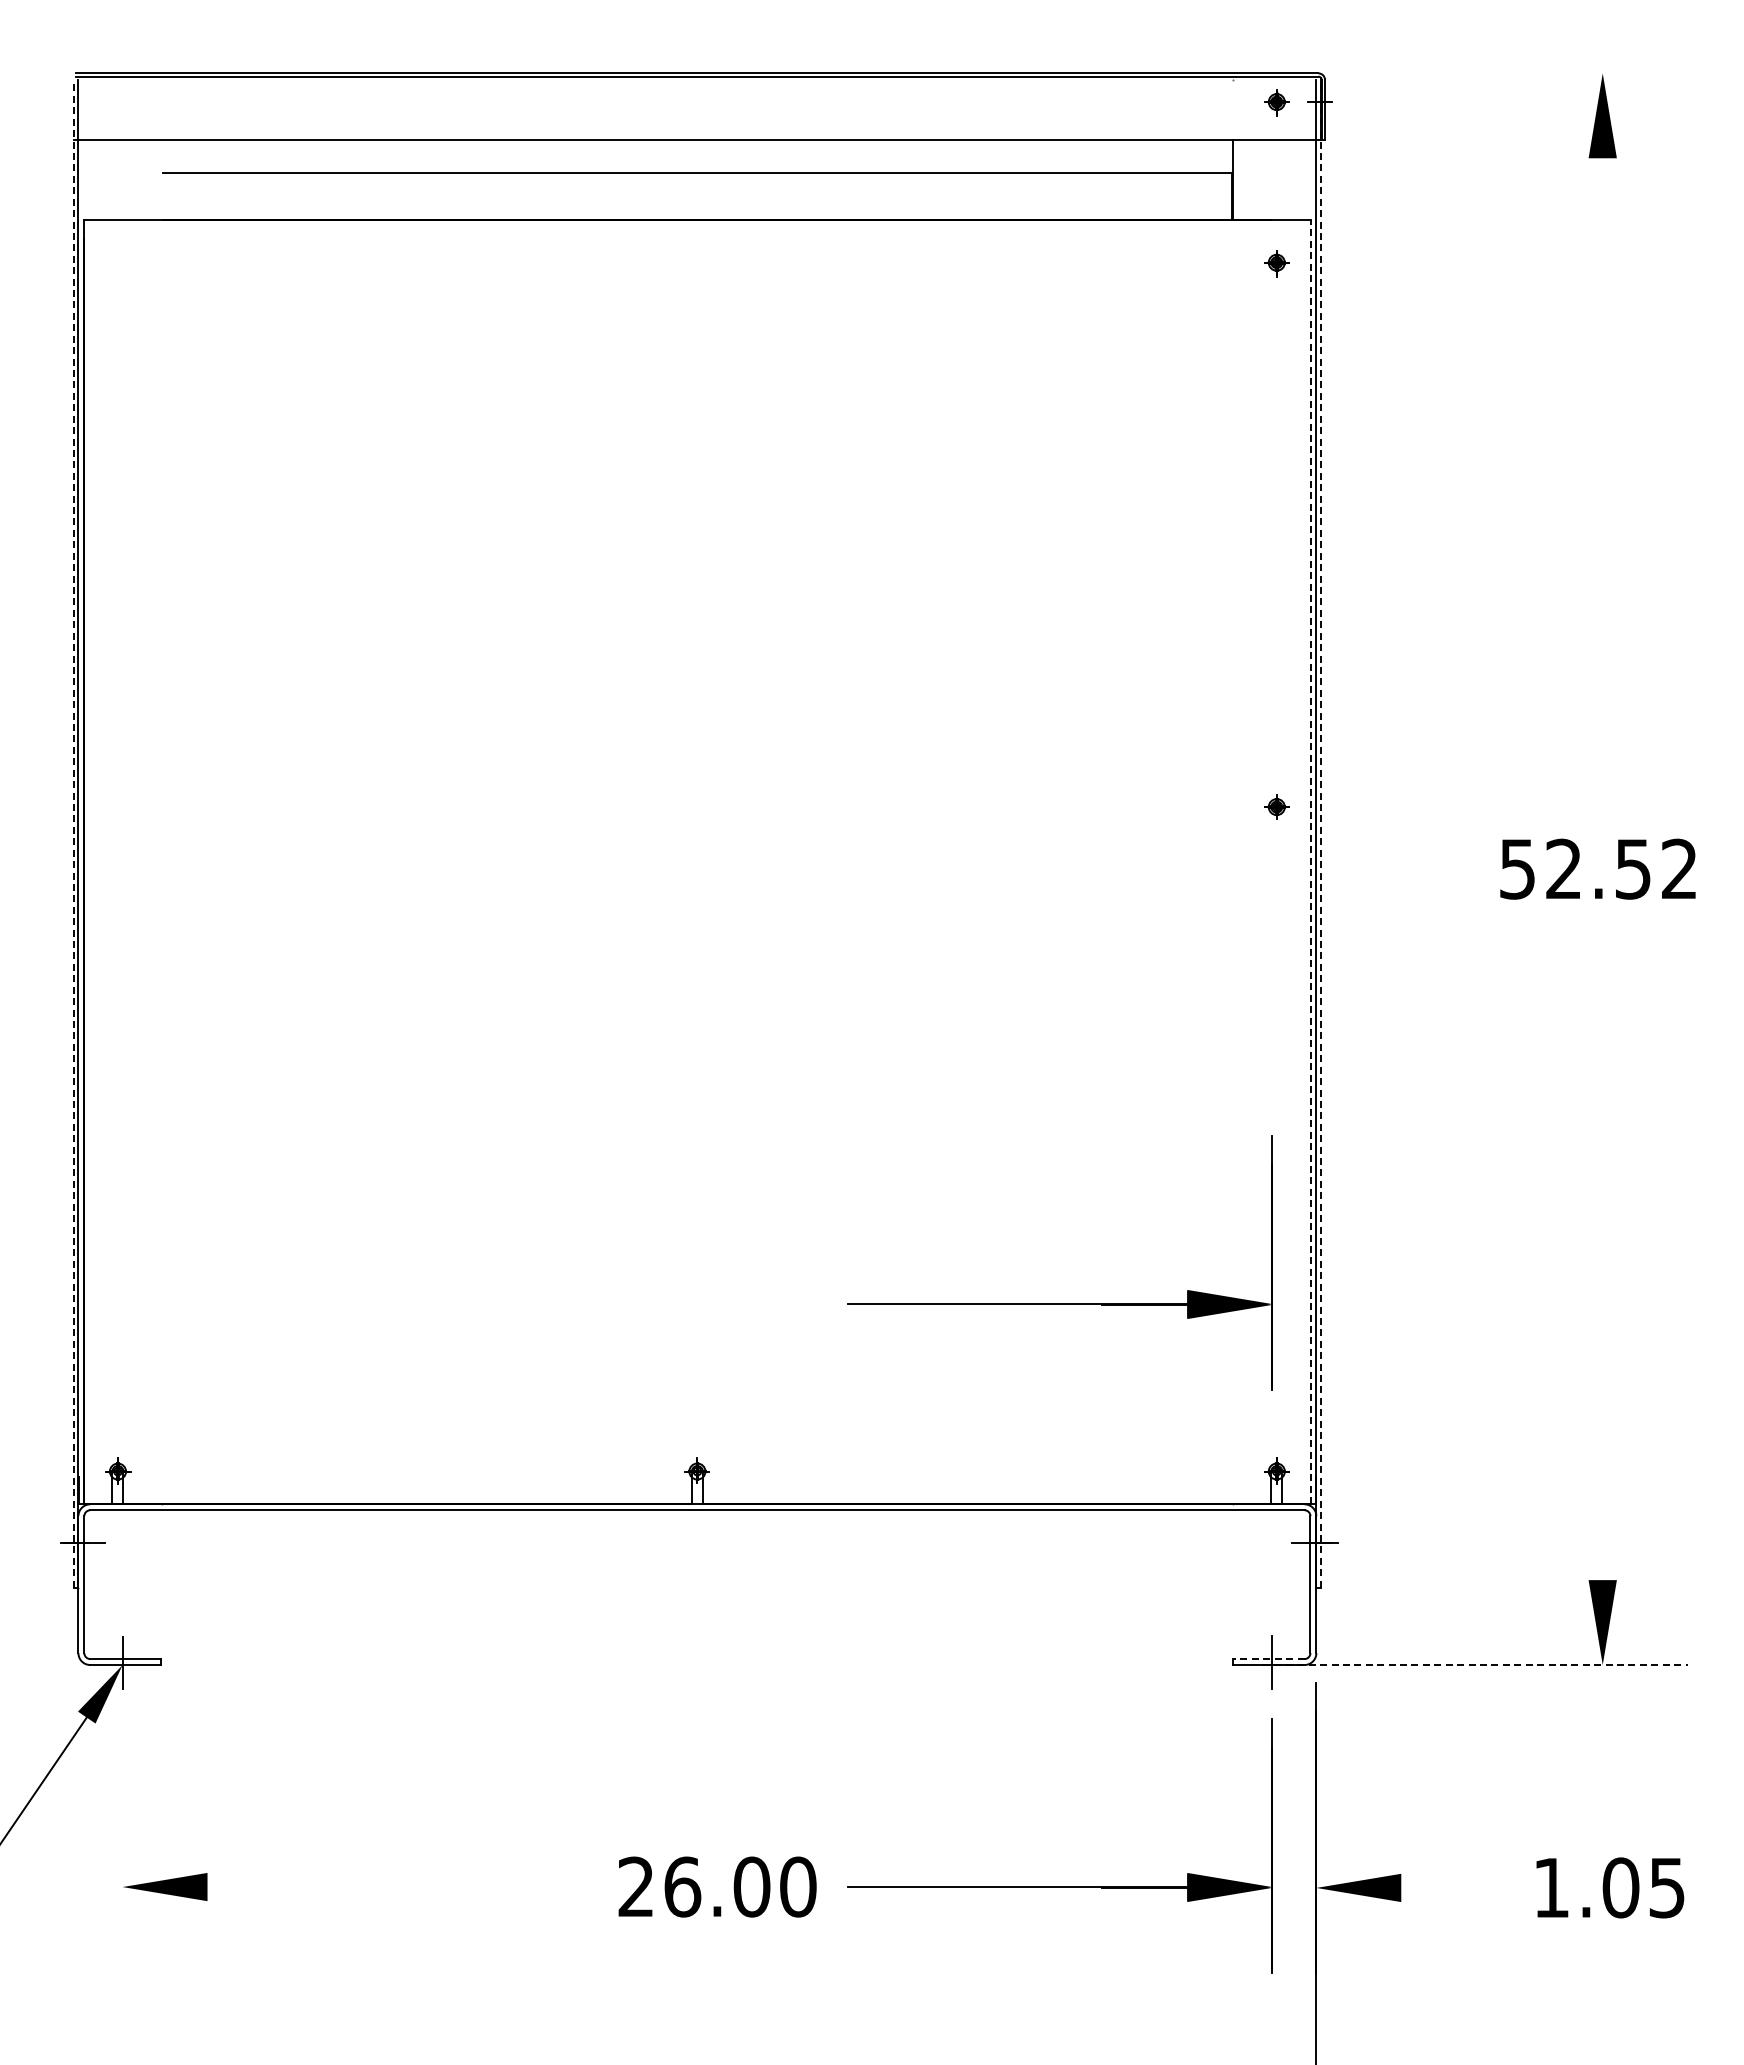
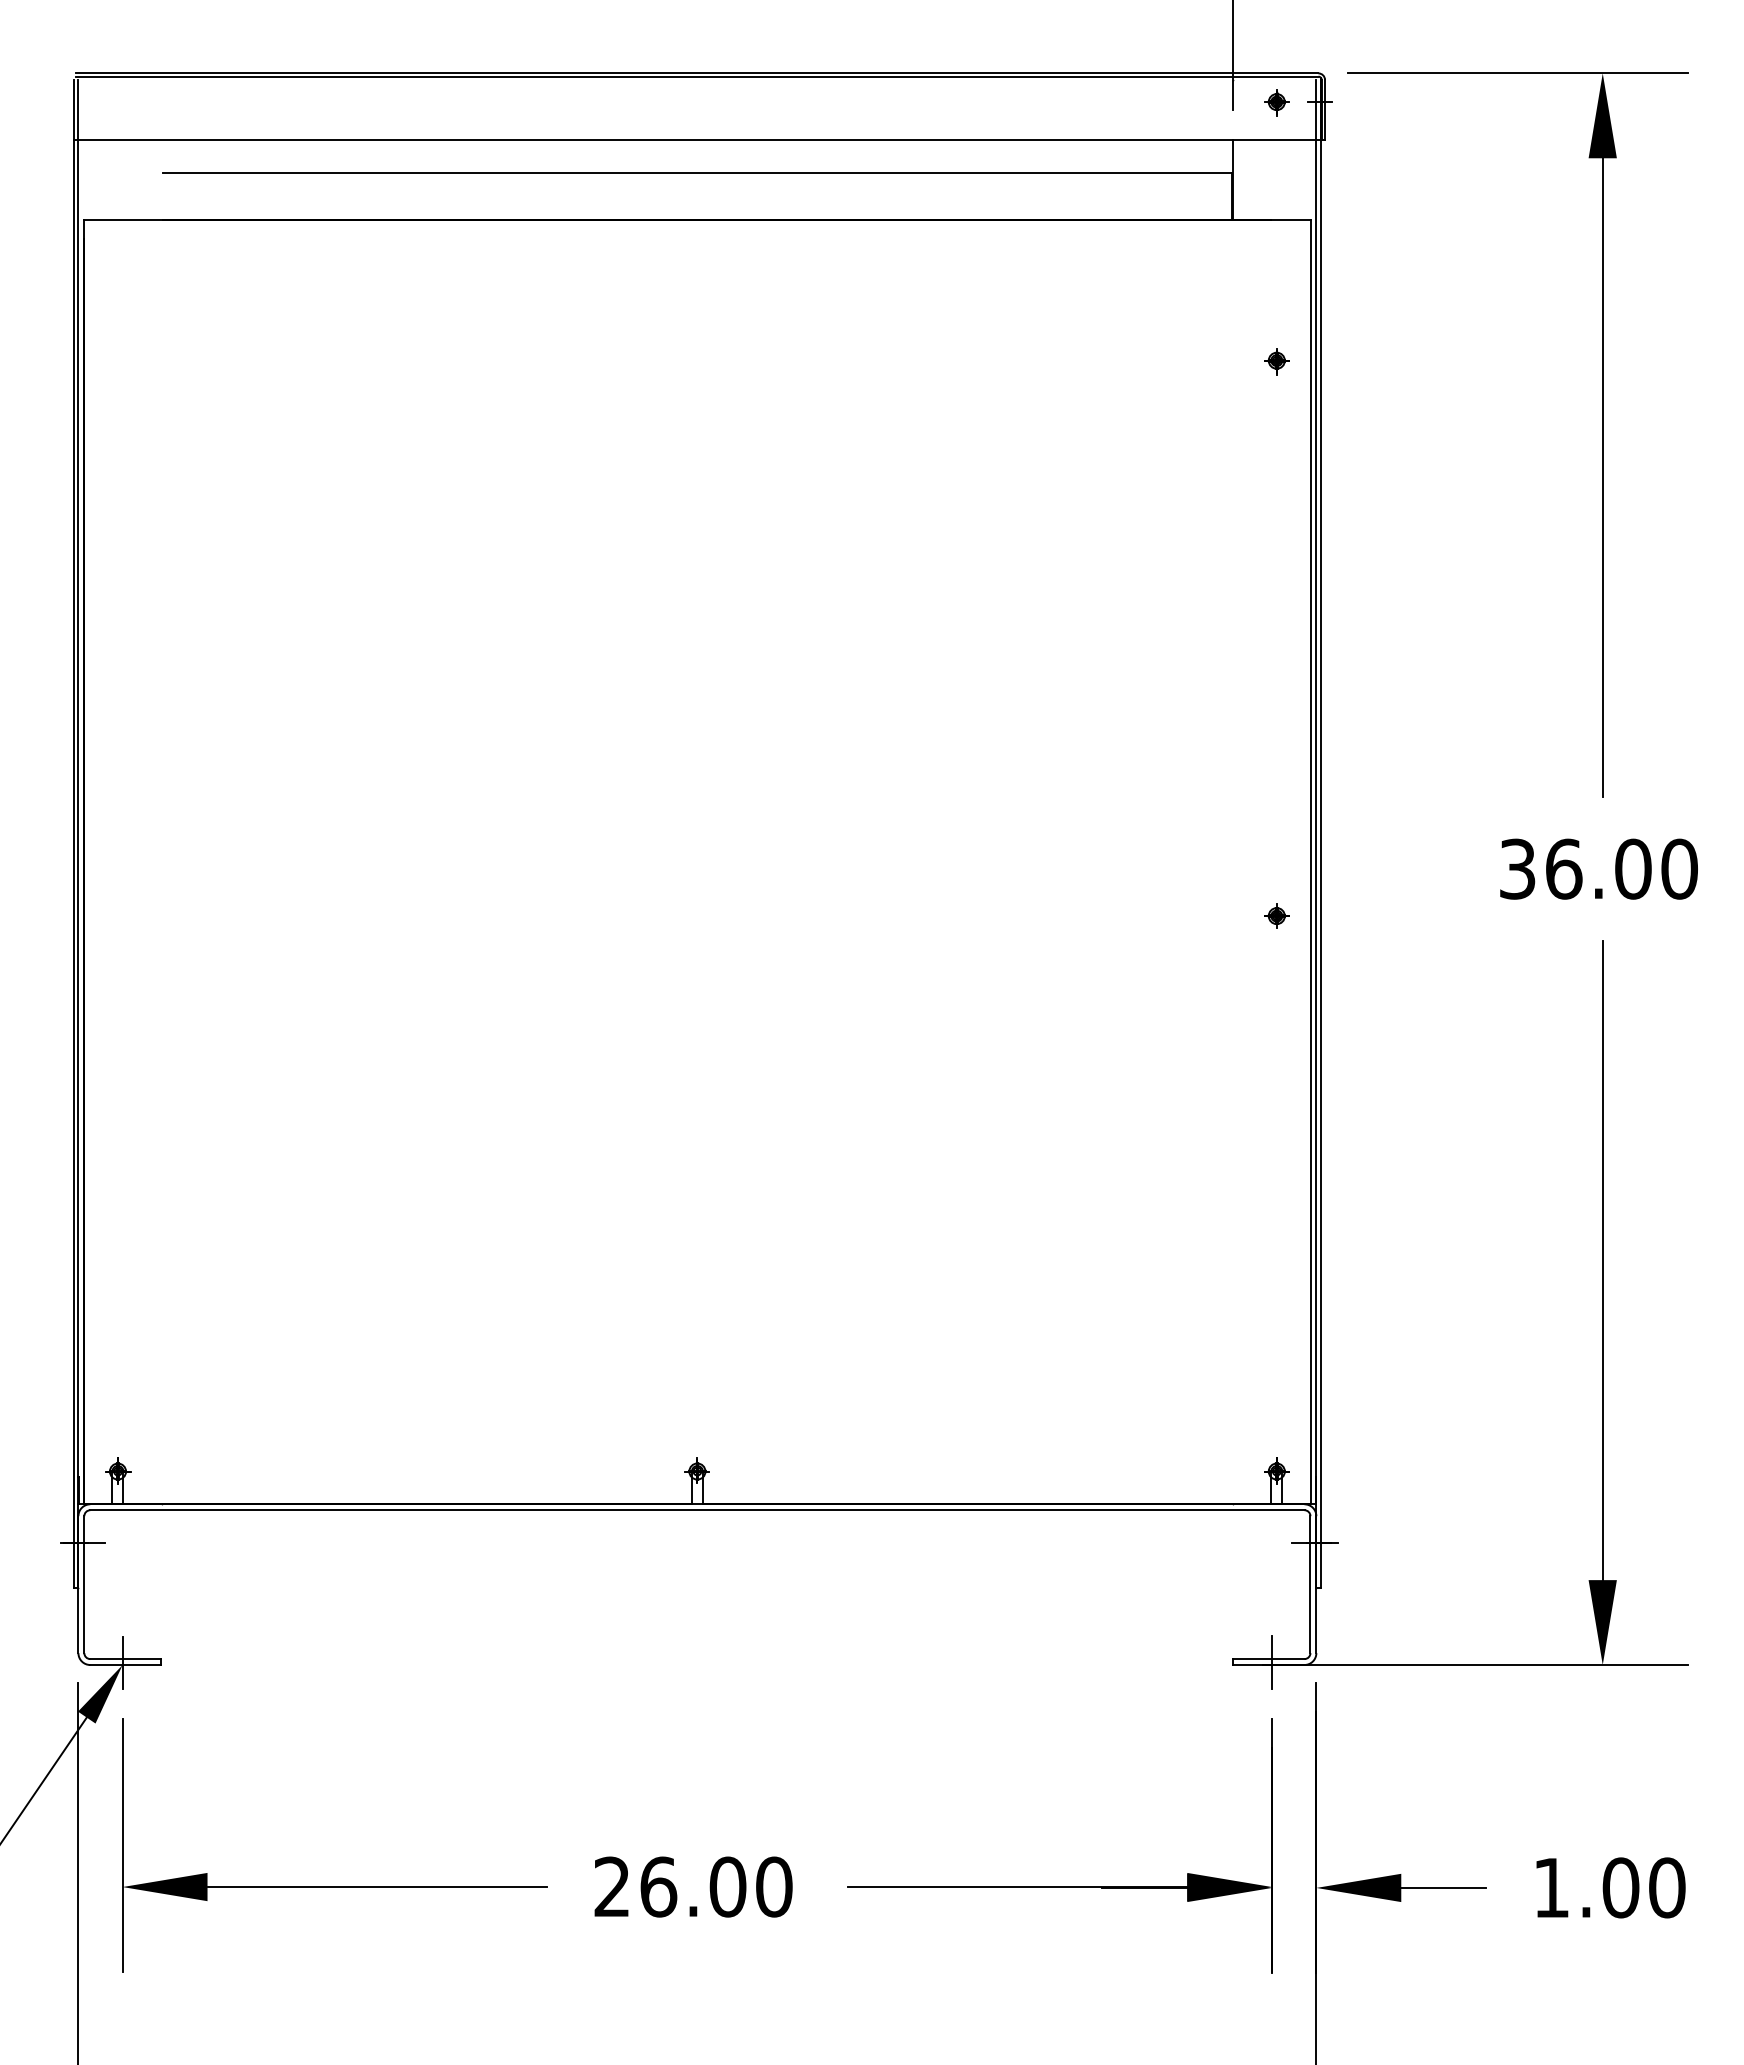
line: none -> present (1232, 56)
line: none -> present (1517, 73)
part position: (1276, 263) -> (1276, 361) (1276, 361)
line: none -> present (1602, 477)
part position: (1276, 806) -> (1276, 915) (1276, 915)
line: dashed -> solid (73, 833)
line: dashed -> solid (1321, 833)
line: dashed -> solid (1310, 861)
text: 52.52 -> 36.00 (1598, 868)
line: none -> present (1602, 1260)
part: present -> none (1059, 1303)
line: dashed -> solid (1268, 1659)
line: dashed -> solid (1475, 1665)
line: none -> present (122, 1844)
line: none -> present (78, 1871)
text position: (717, 1886) -> (693, 1886) (693, 1886)
line: none -> present (376, 1887)
line: none -> present (1443, 1887)
text: 1.05 -> 1.00 (1667, 1887)
